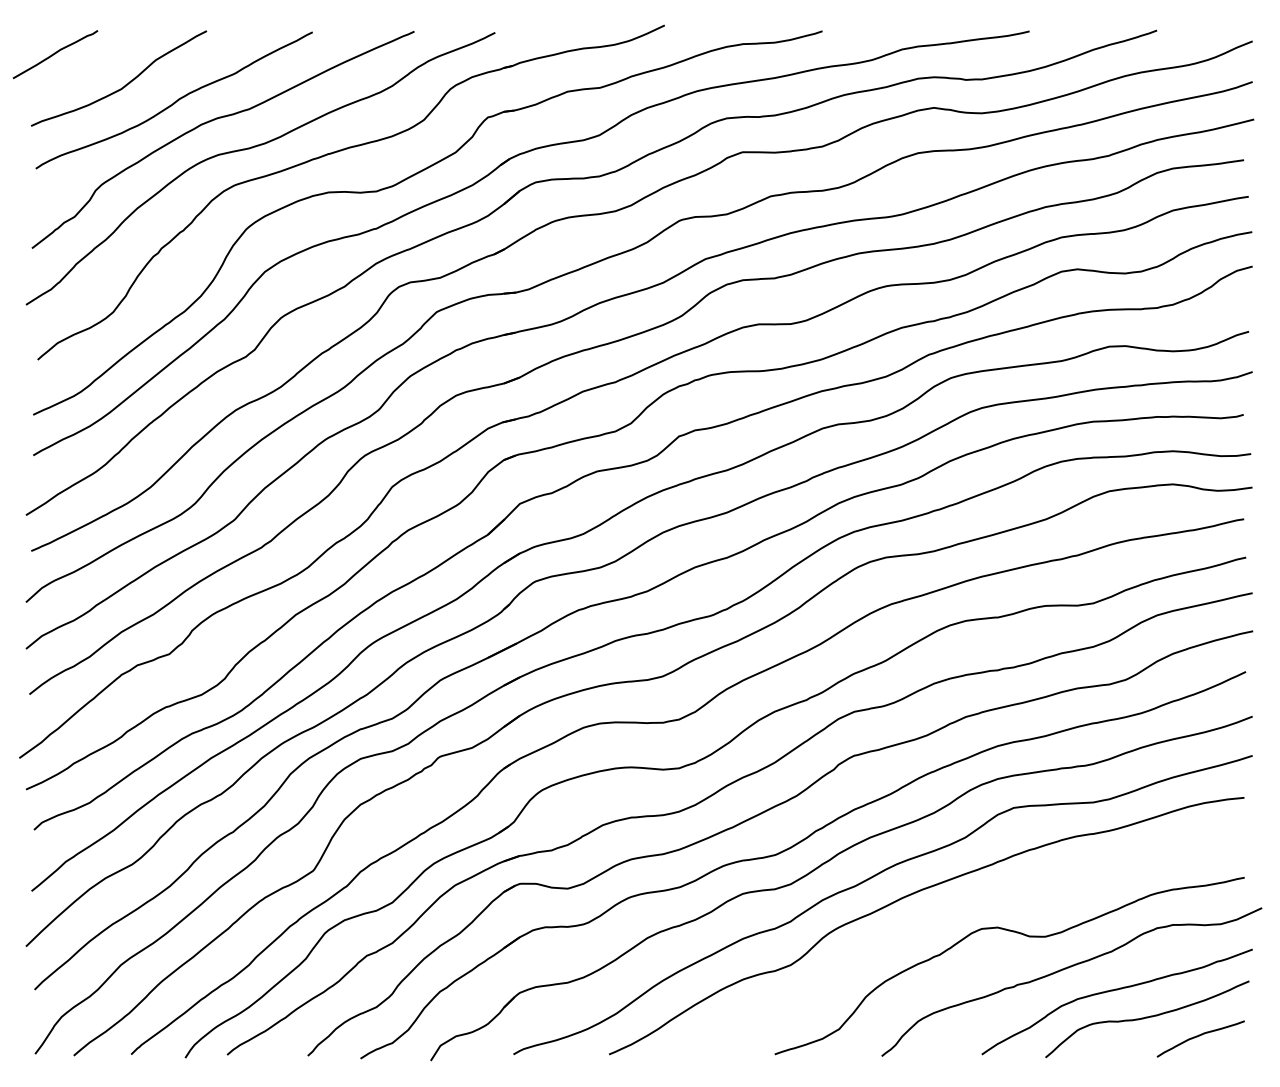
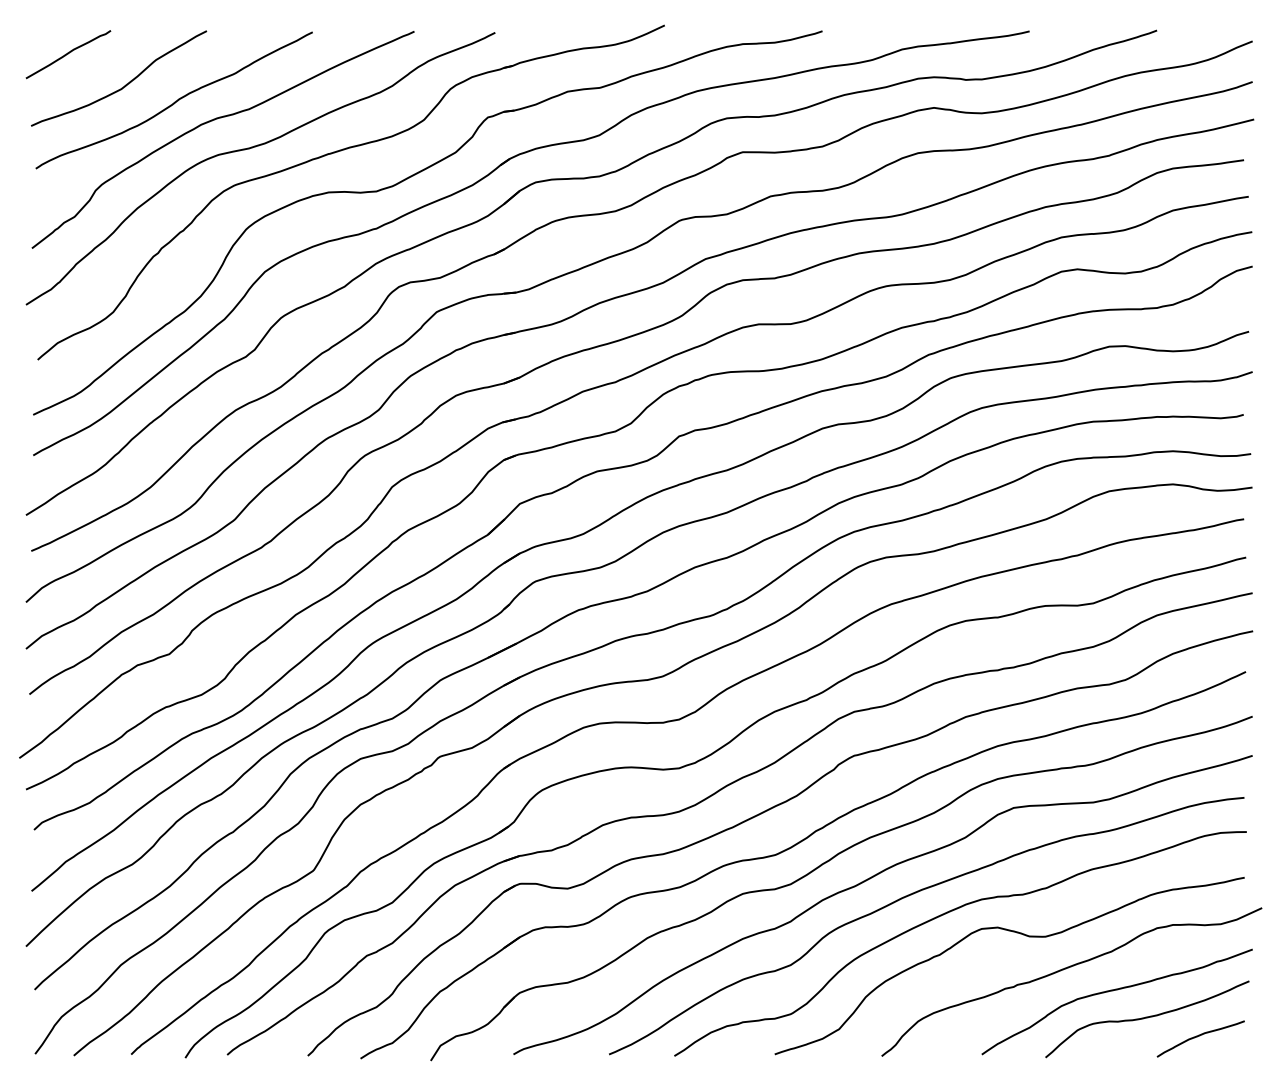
curve position: (55, 54) -> (68, 54) (68, 54)
curve: none -> present (948, 913)
